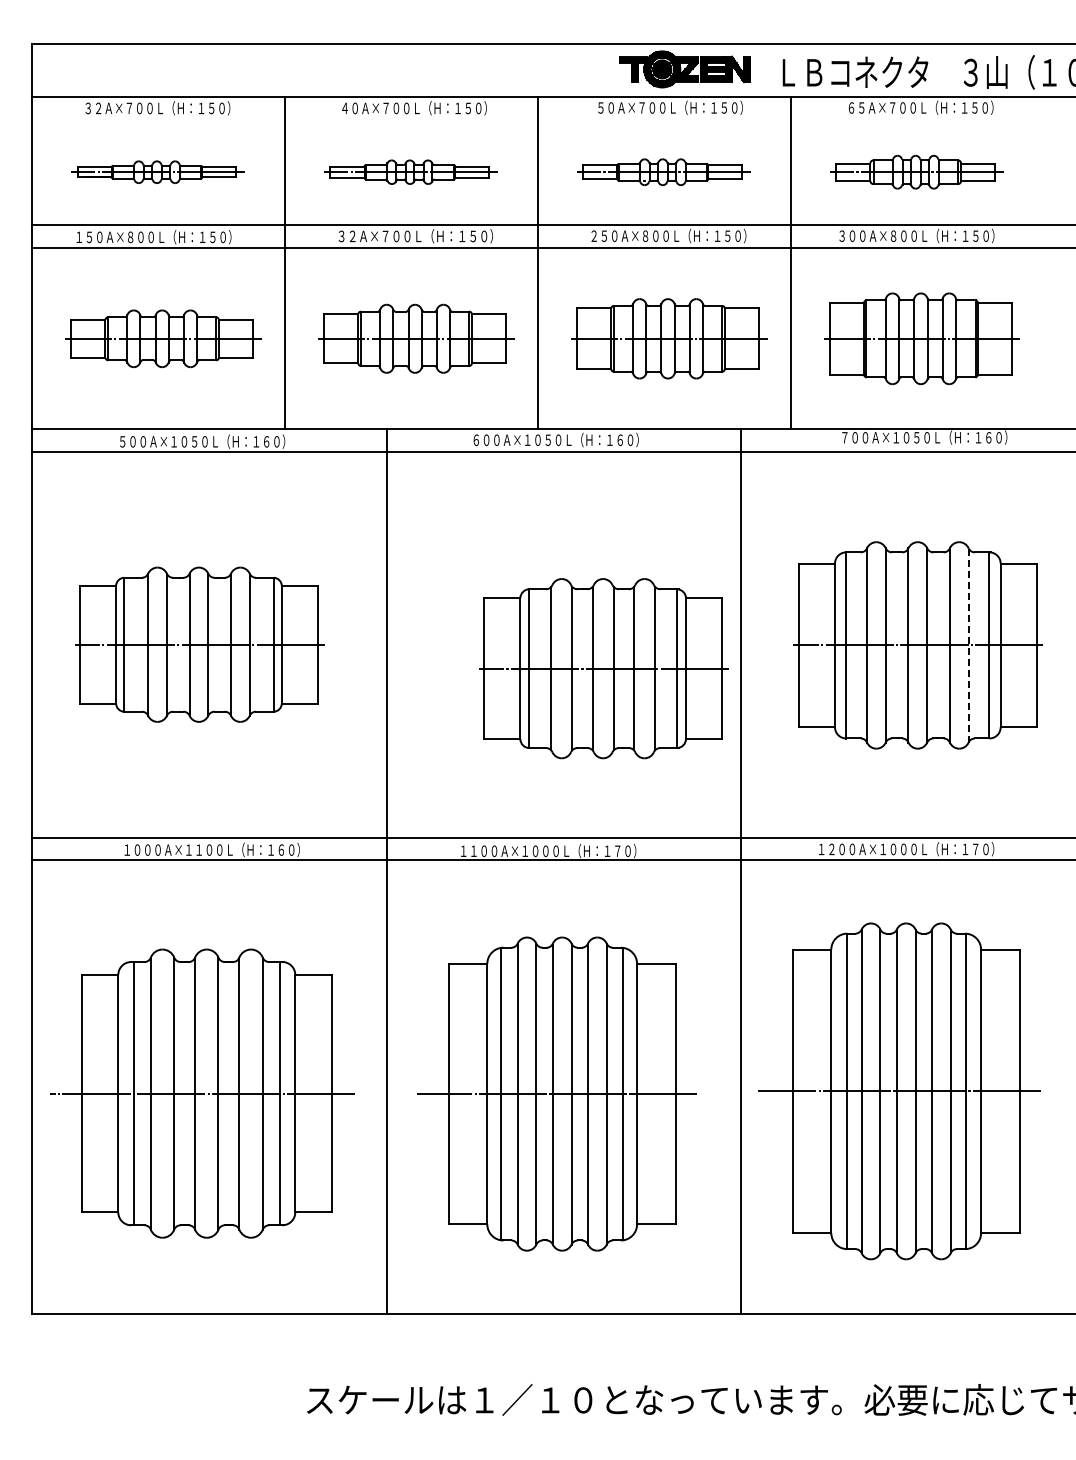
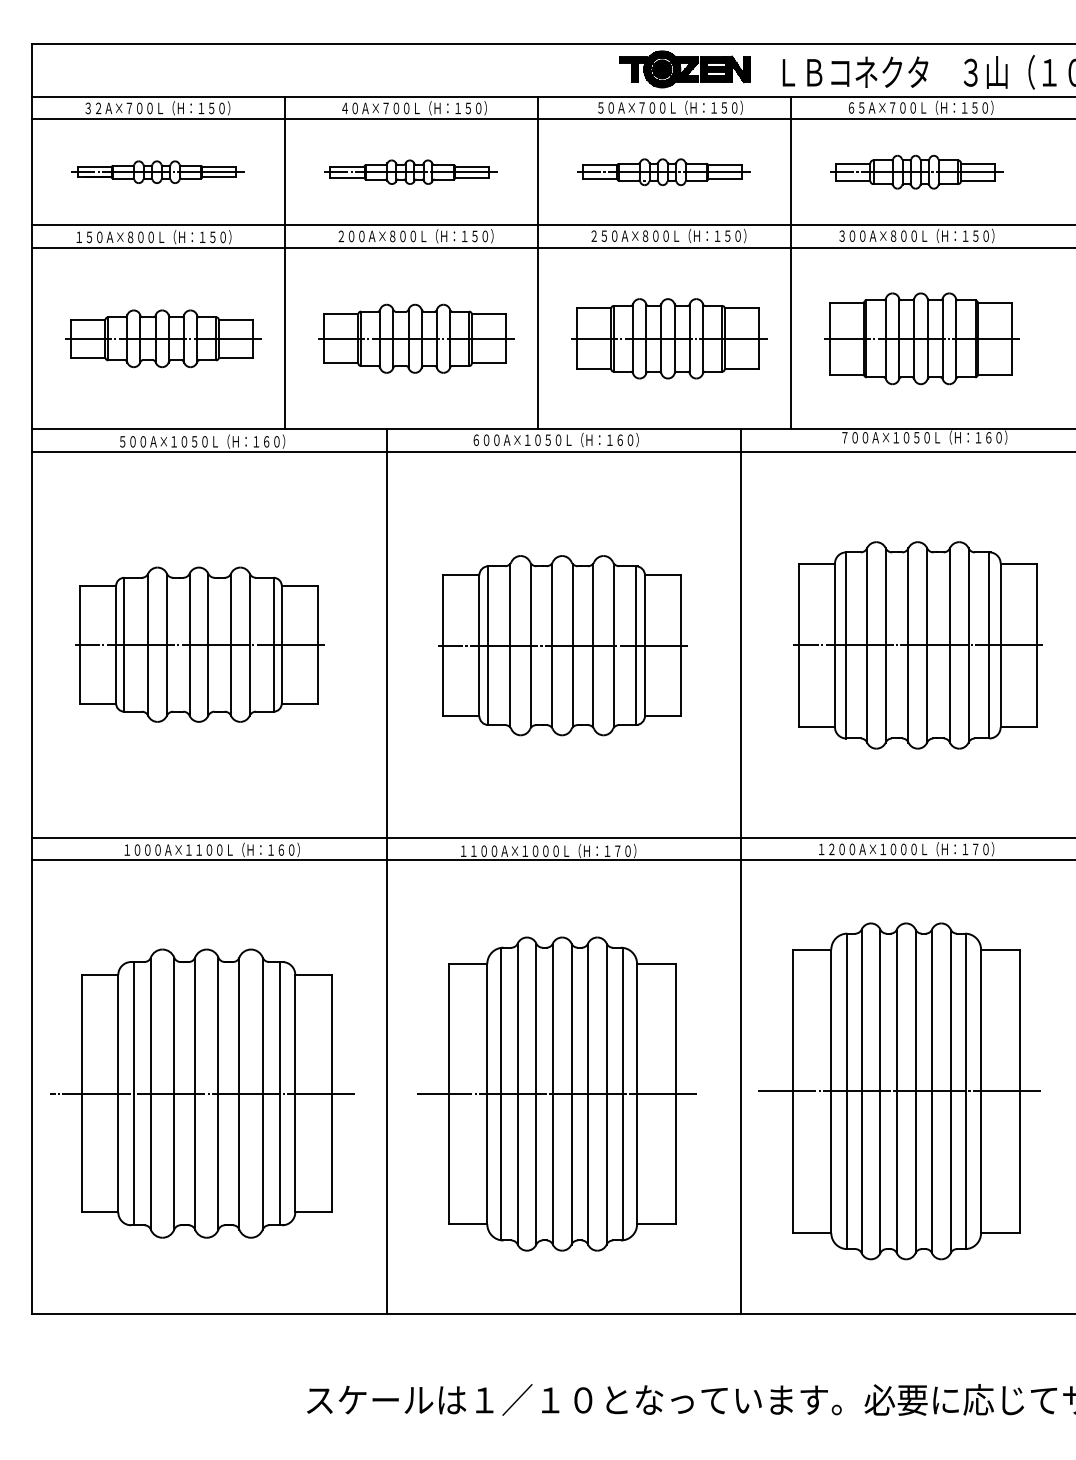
line: none -> present (552, 119)
text: ３２Ａ×７００Ｌ（Ｈ：１５０） -> ２００Ａ×８００Ｌ（Ｈ：１５０） (415, 236)
line: dashed -> solid (968, 644)
part position: (603, 668) -> (562, 645) (562, 645)
